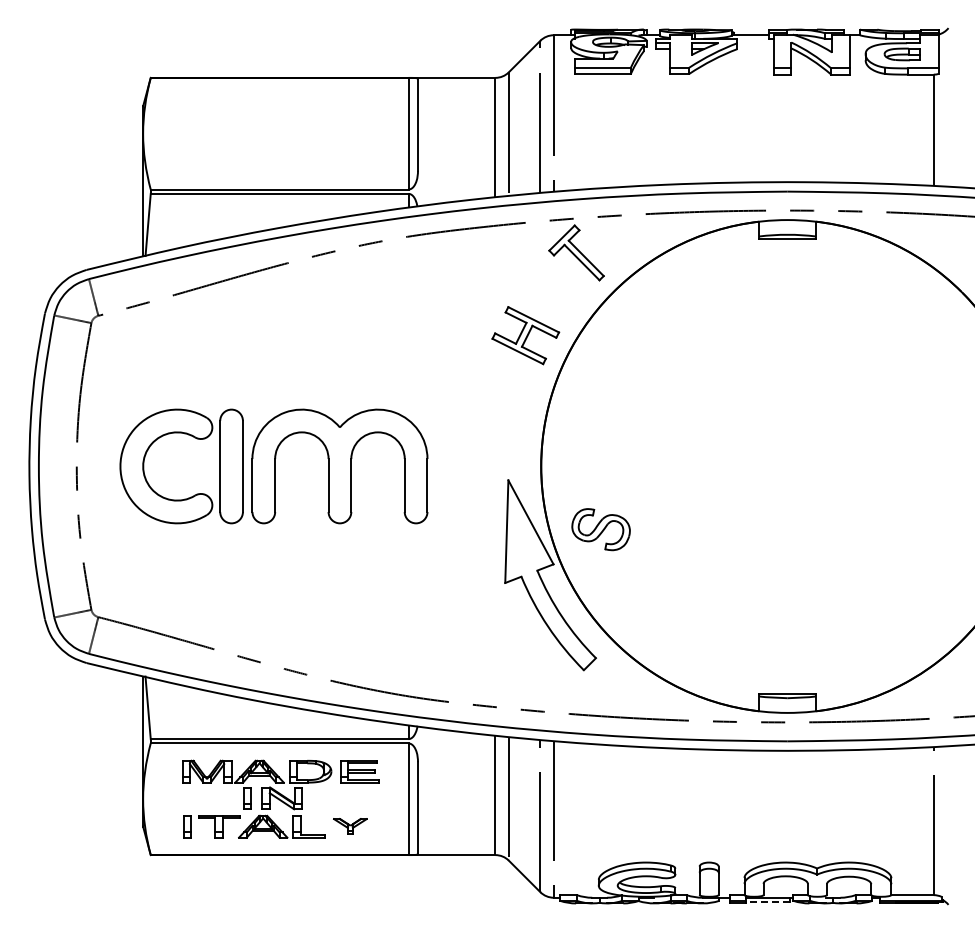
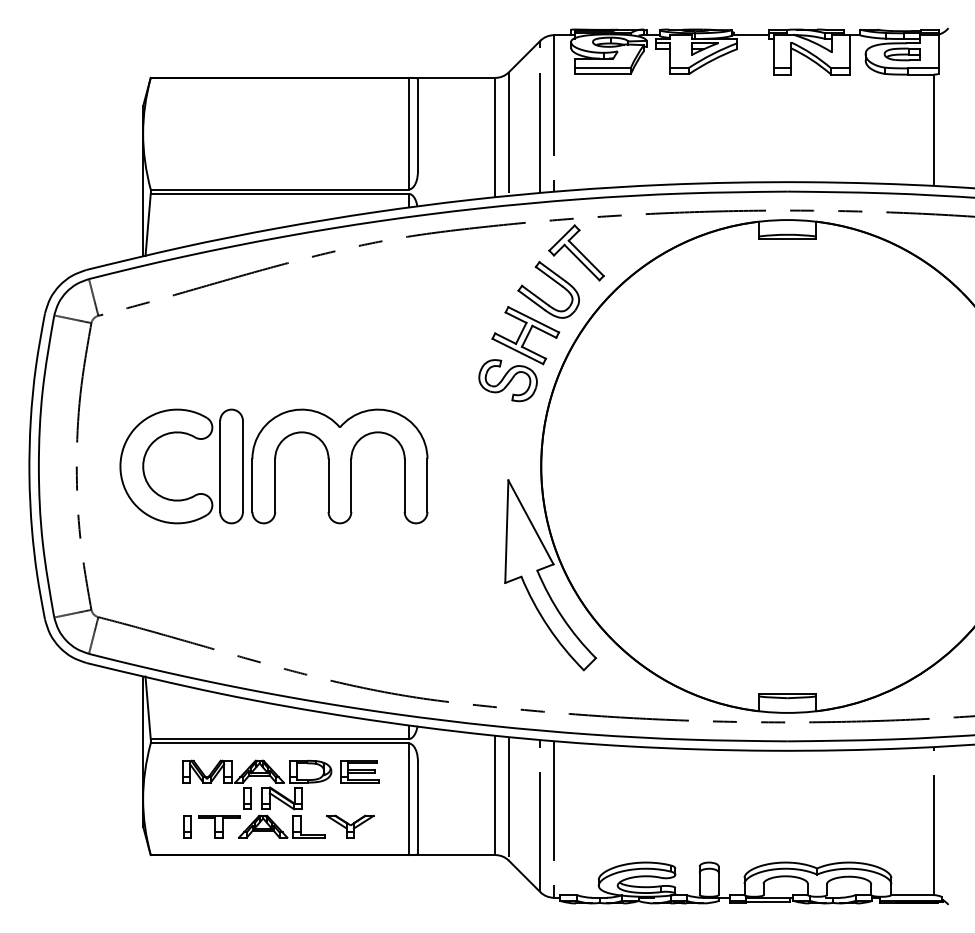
part: none -> present (552, 280)
part position: (600, 529) -> (507, 380) (507, 380)
part size: 35x17 px -> 49x25 px (350, 826)
line: dashed -> solid (767, 902)
